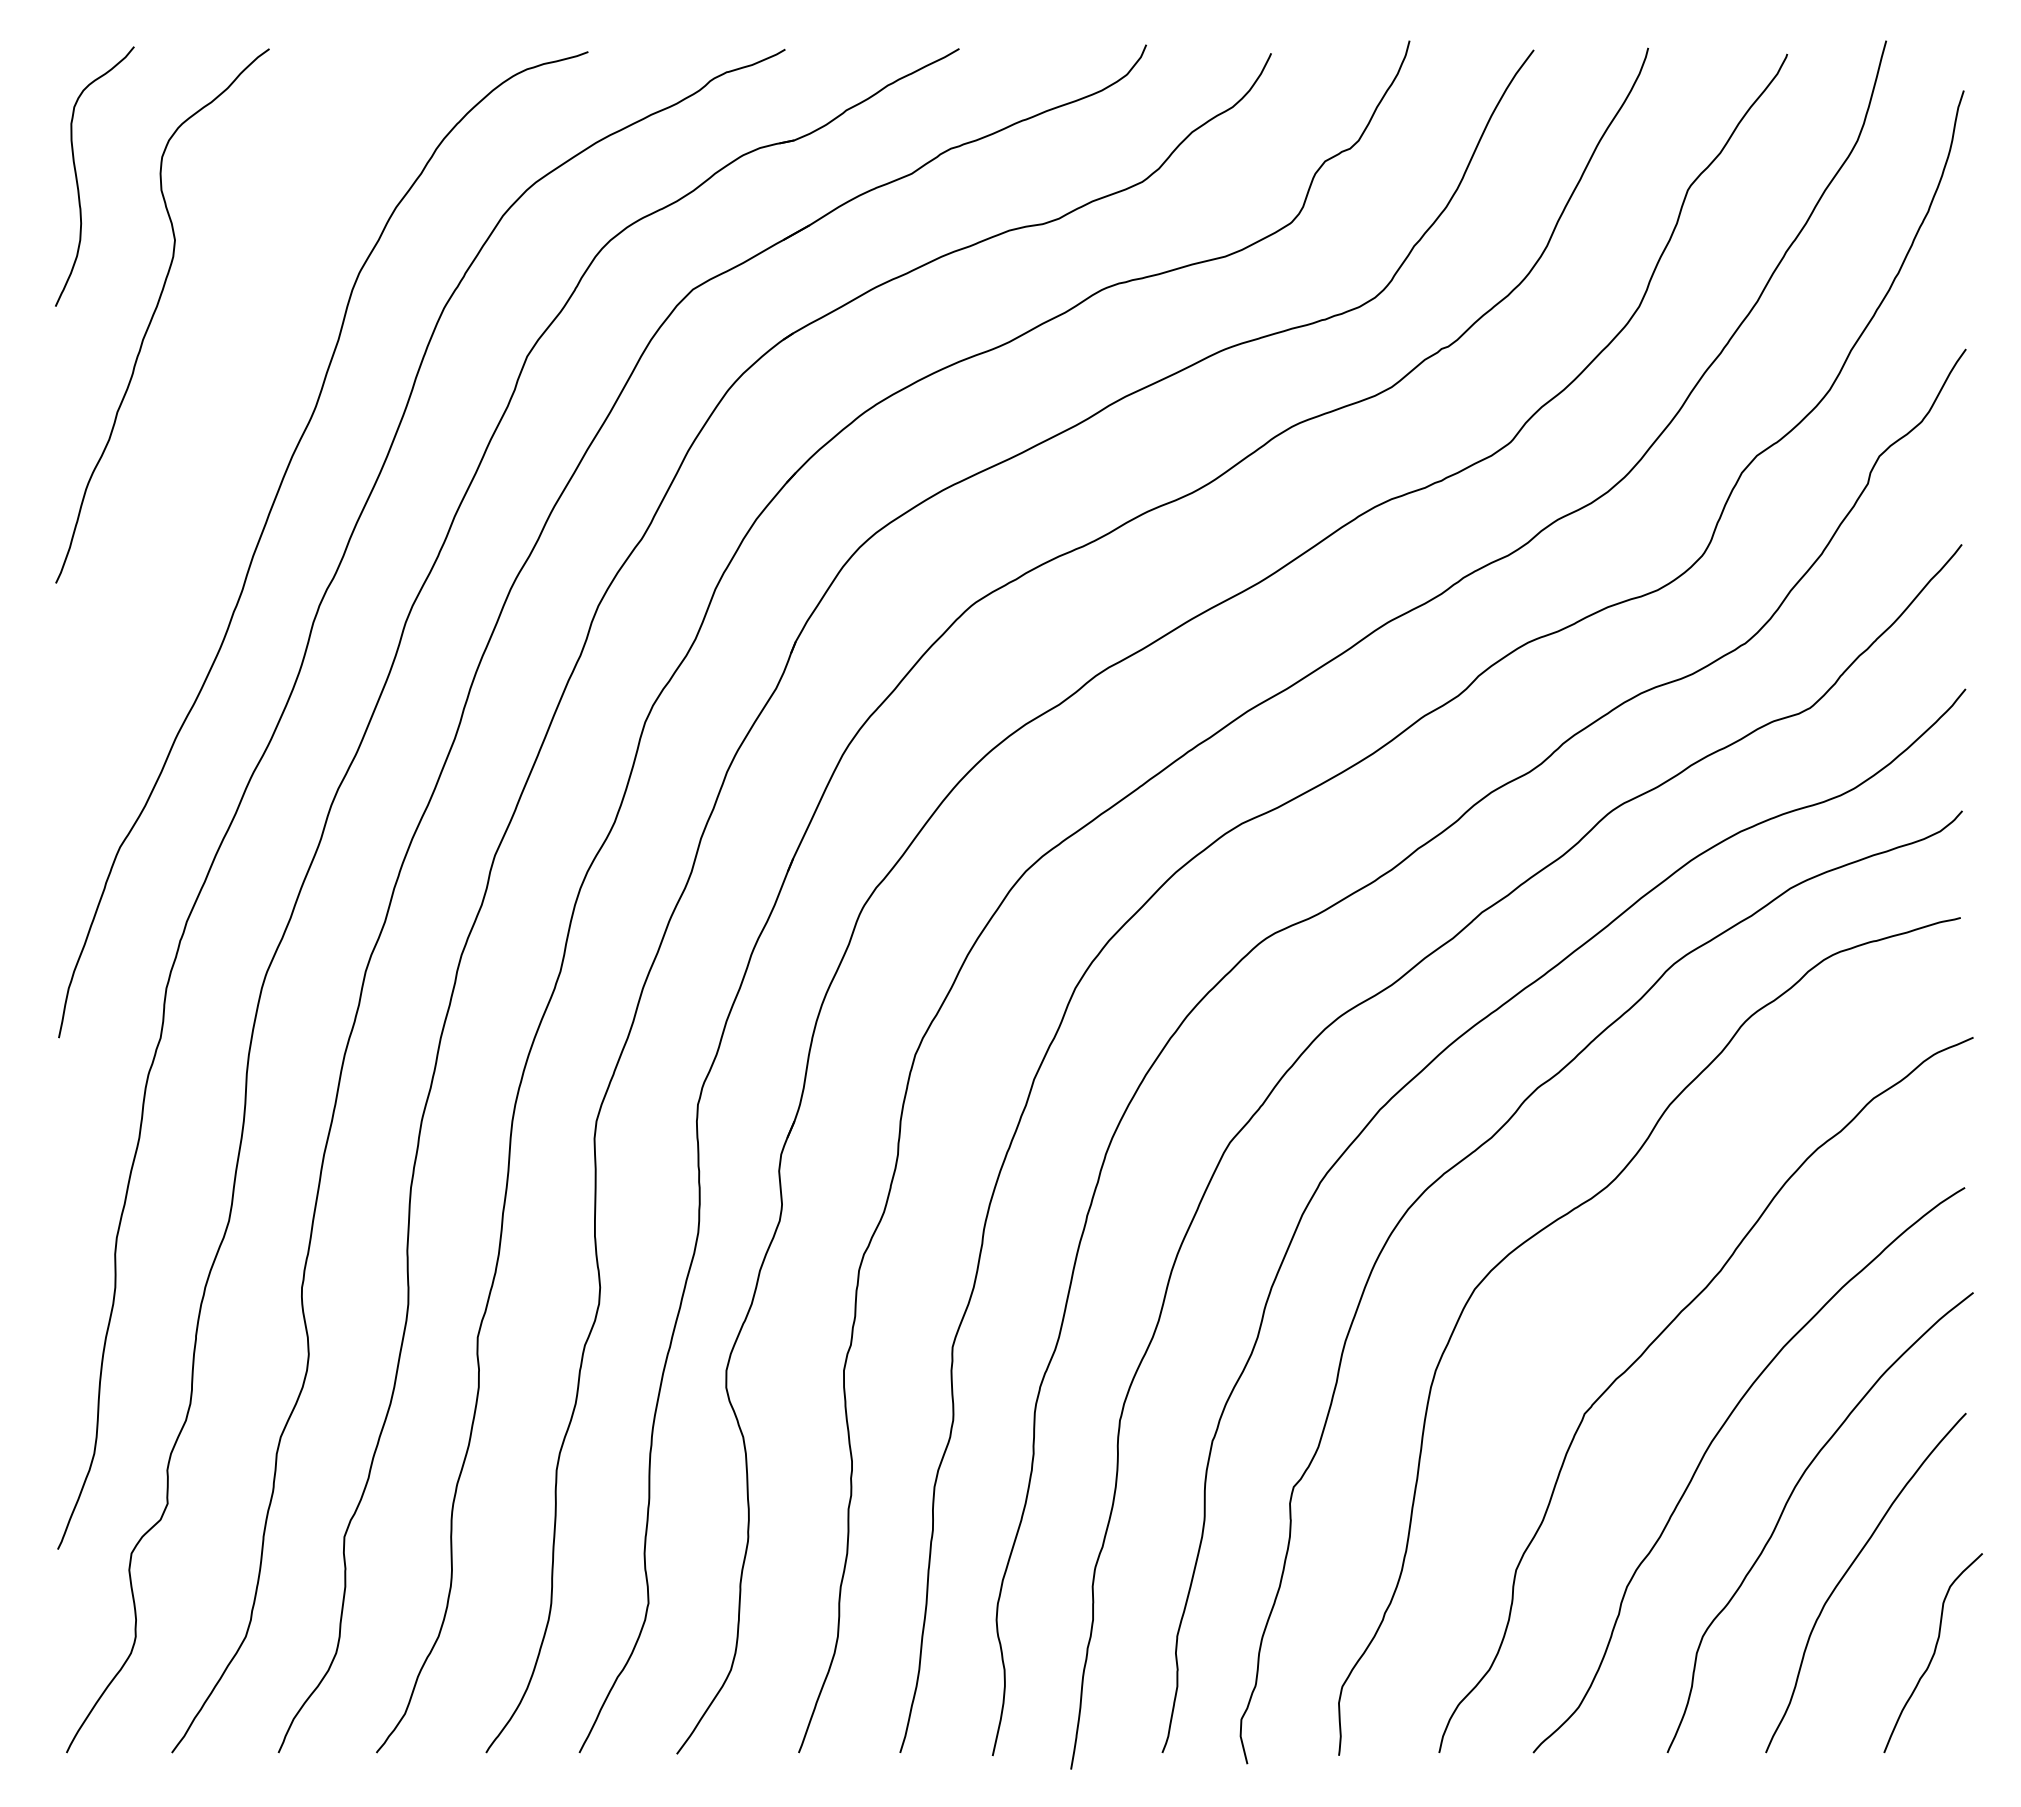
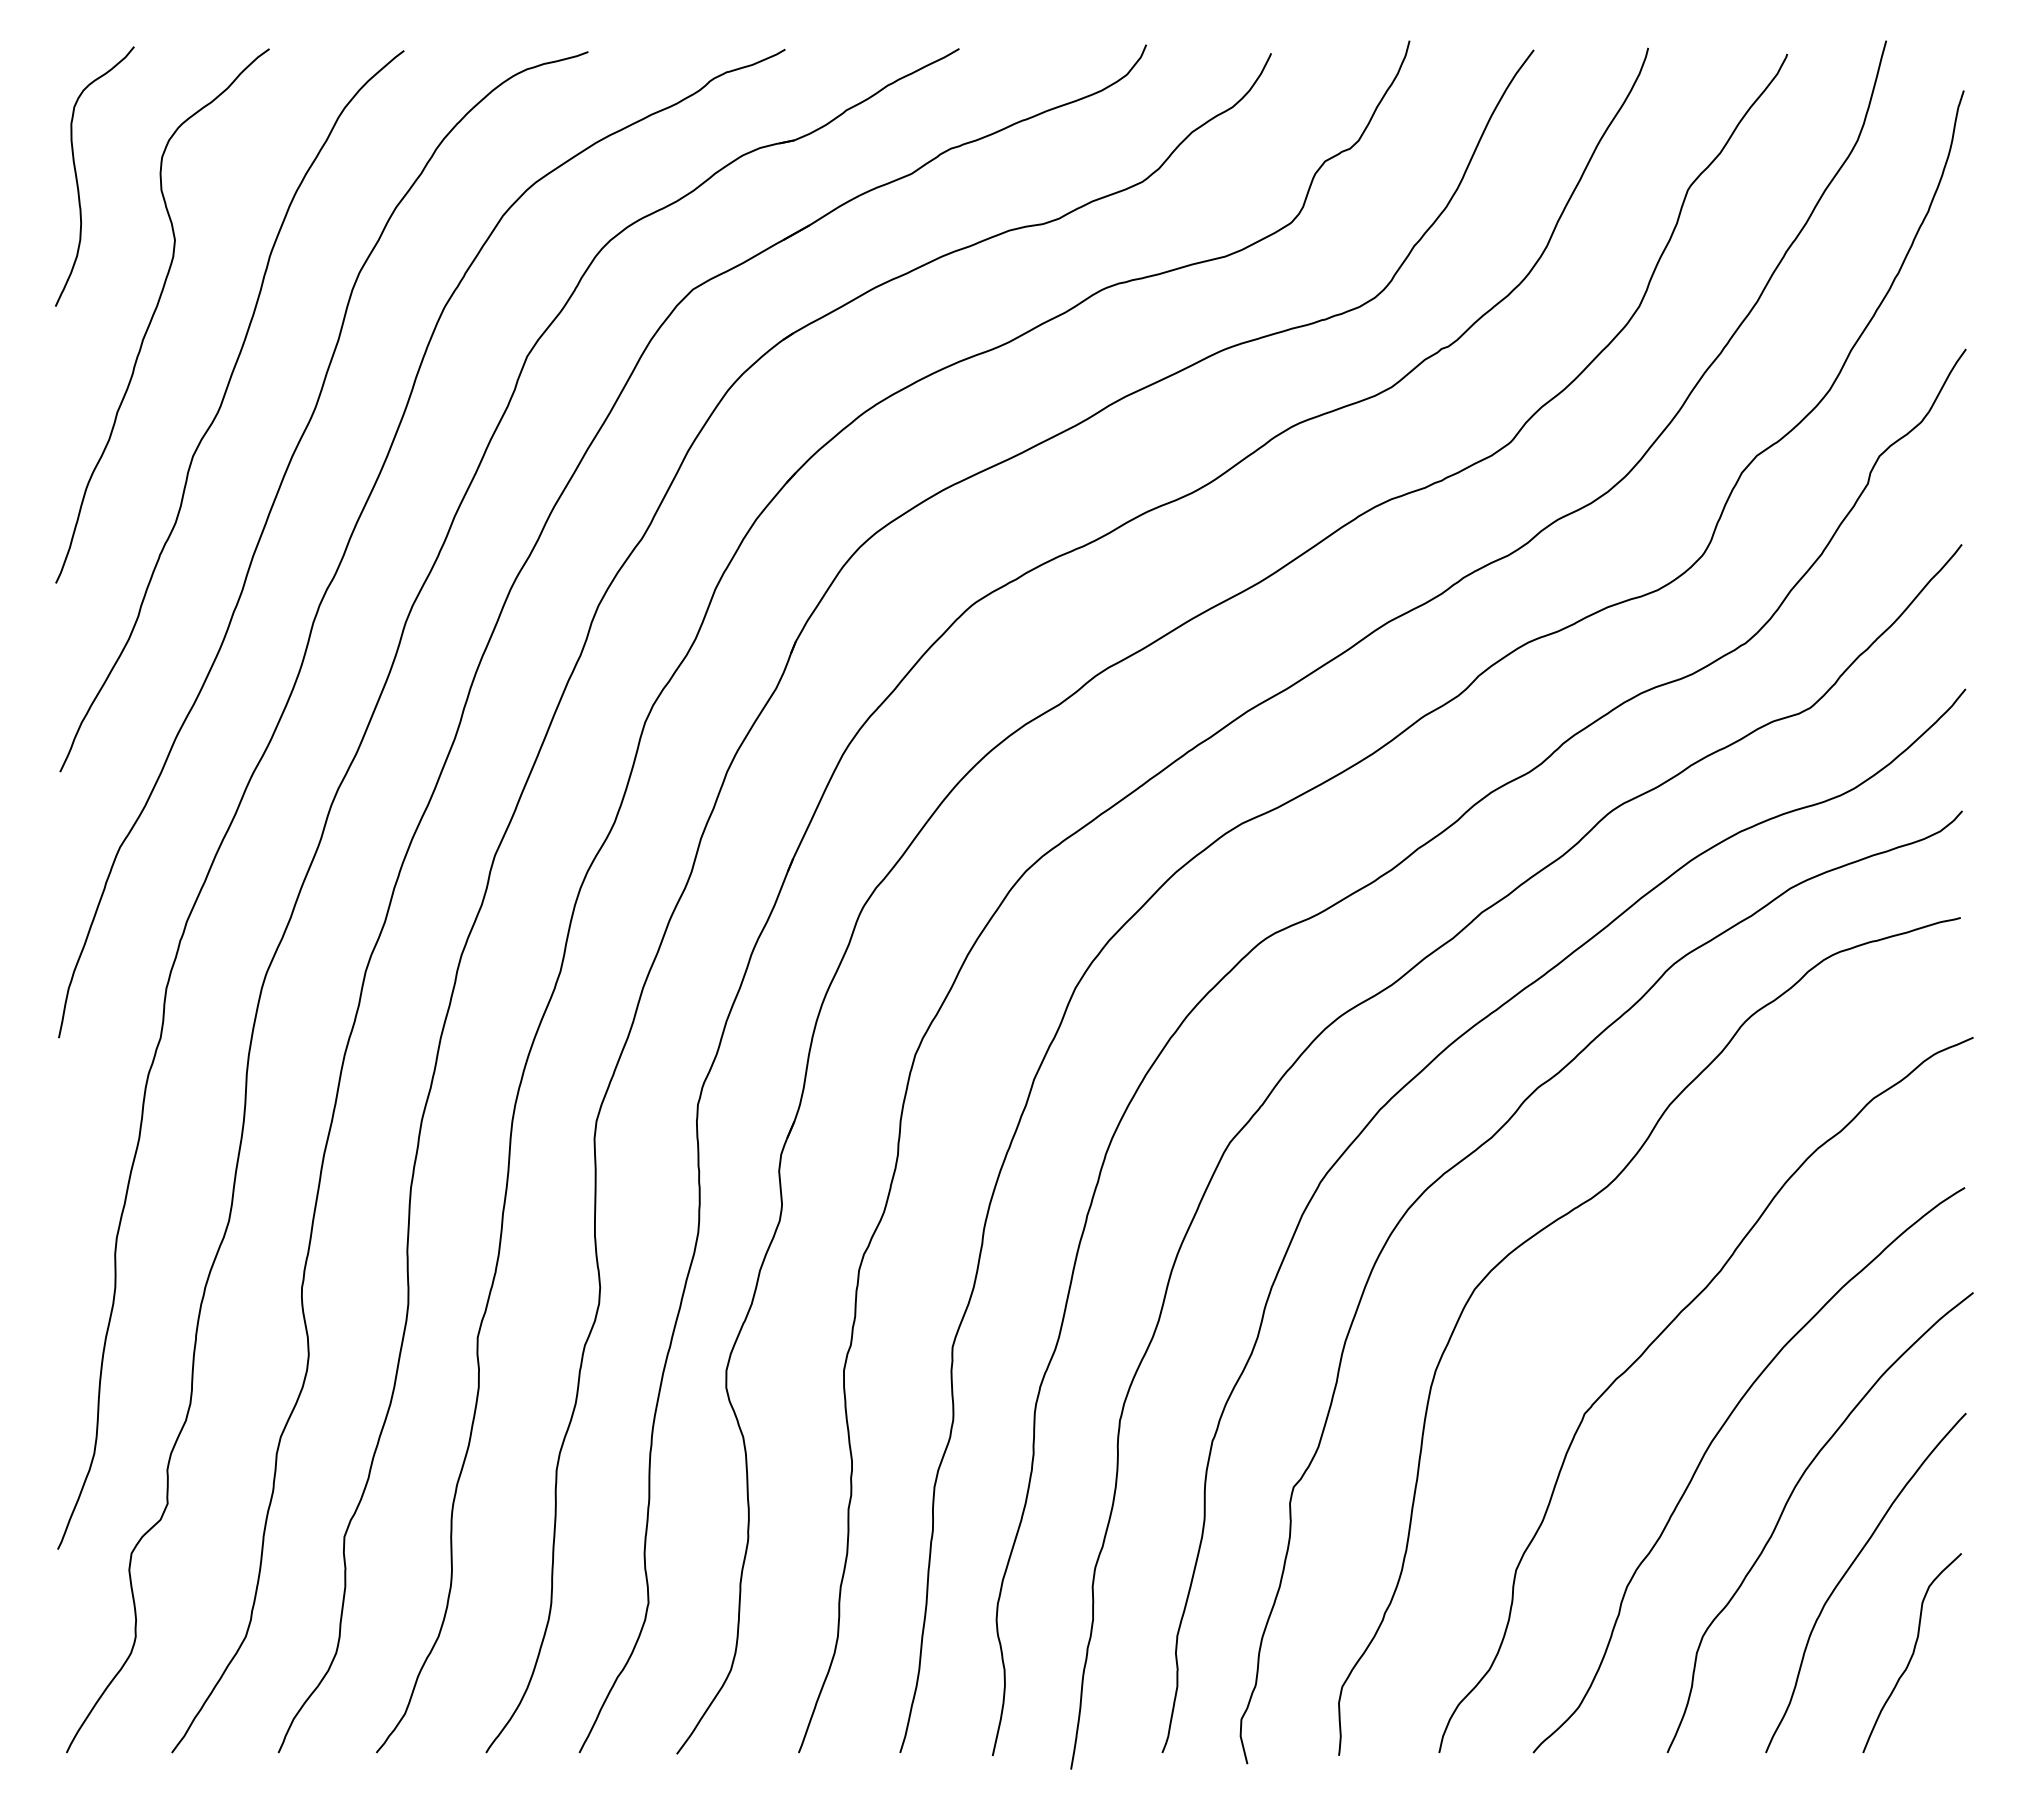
curve: none -> present (221, 407)
curve position: (1933, 1653) -> (1912, 1653) (1912, 1653)
